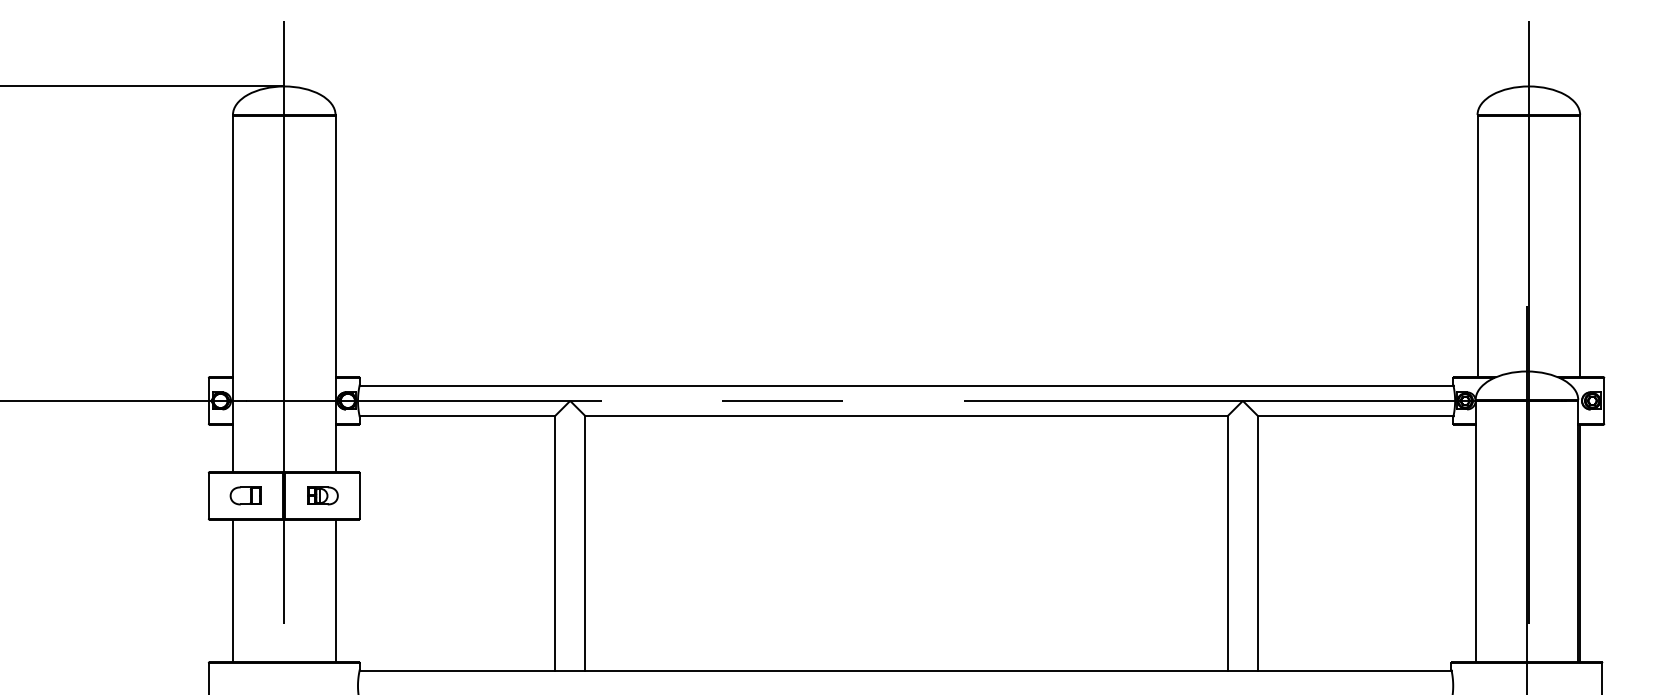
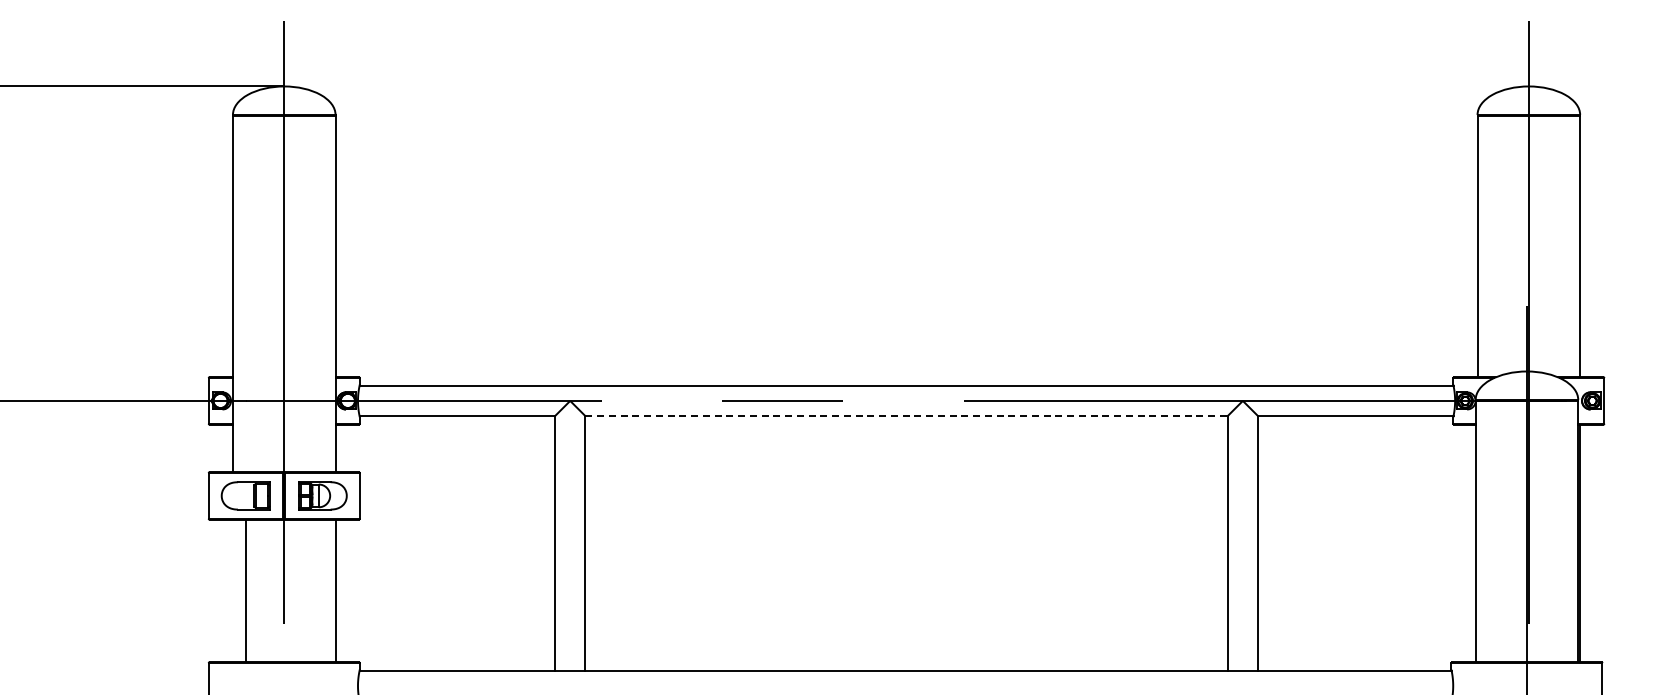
line: solid -> dashed (907, 416)
part size: 33x20 px -> 51x30 px (245, 495)
part size: 32x20 px -> 50x30 px (322, 495)
line position: (232, 590) -> (245, 590) (245, 590)
